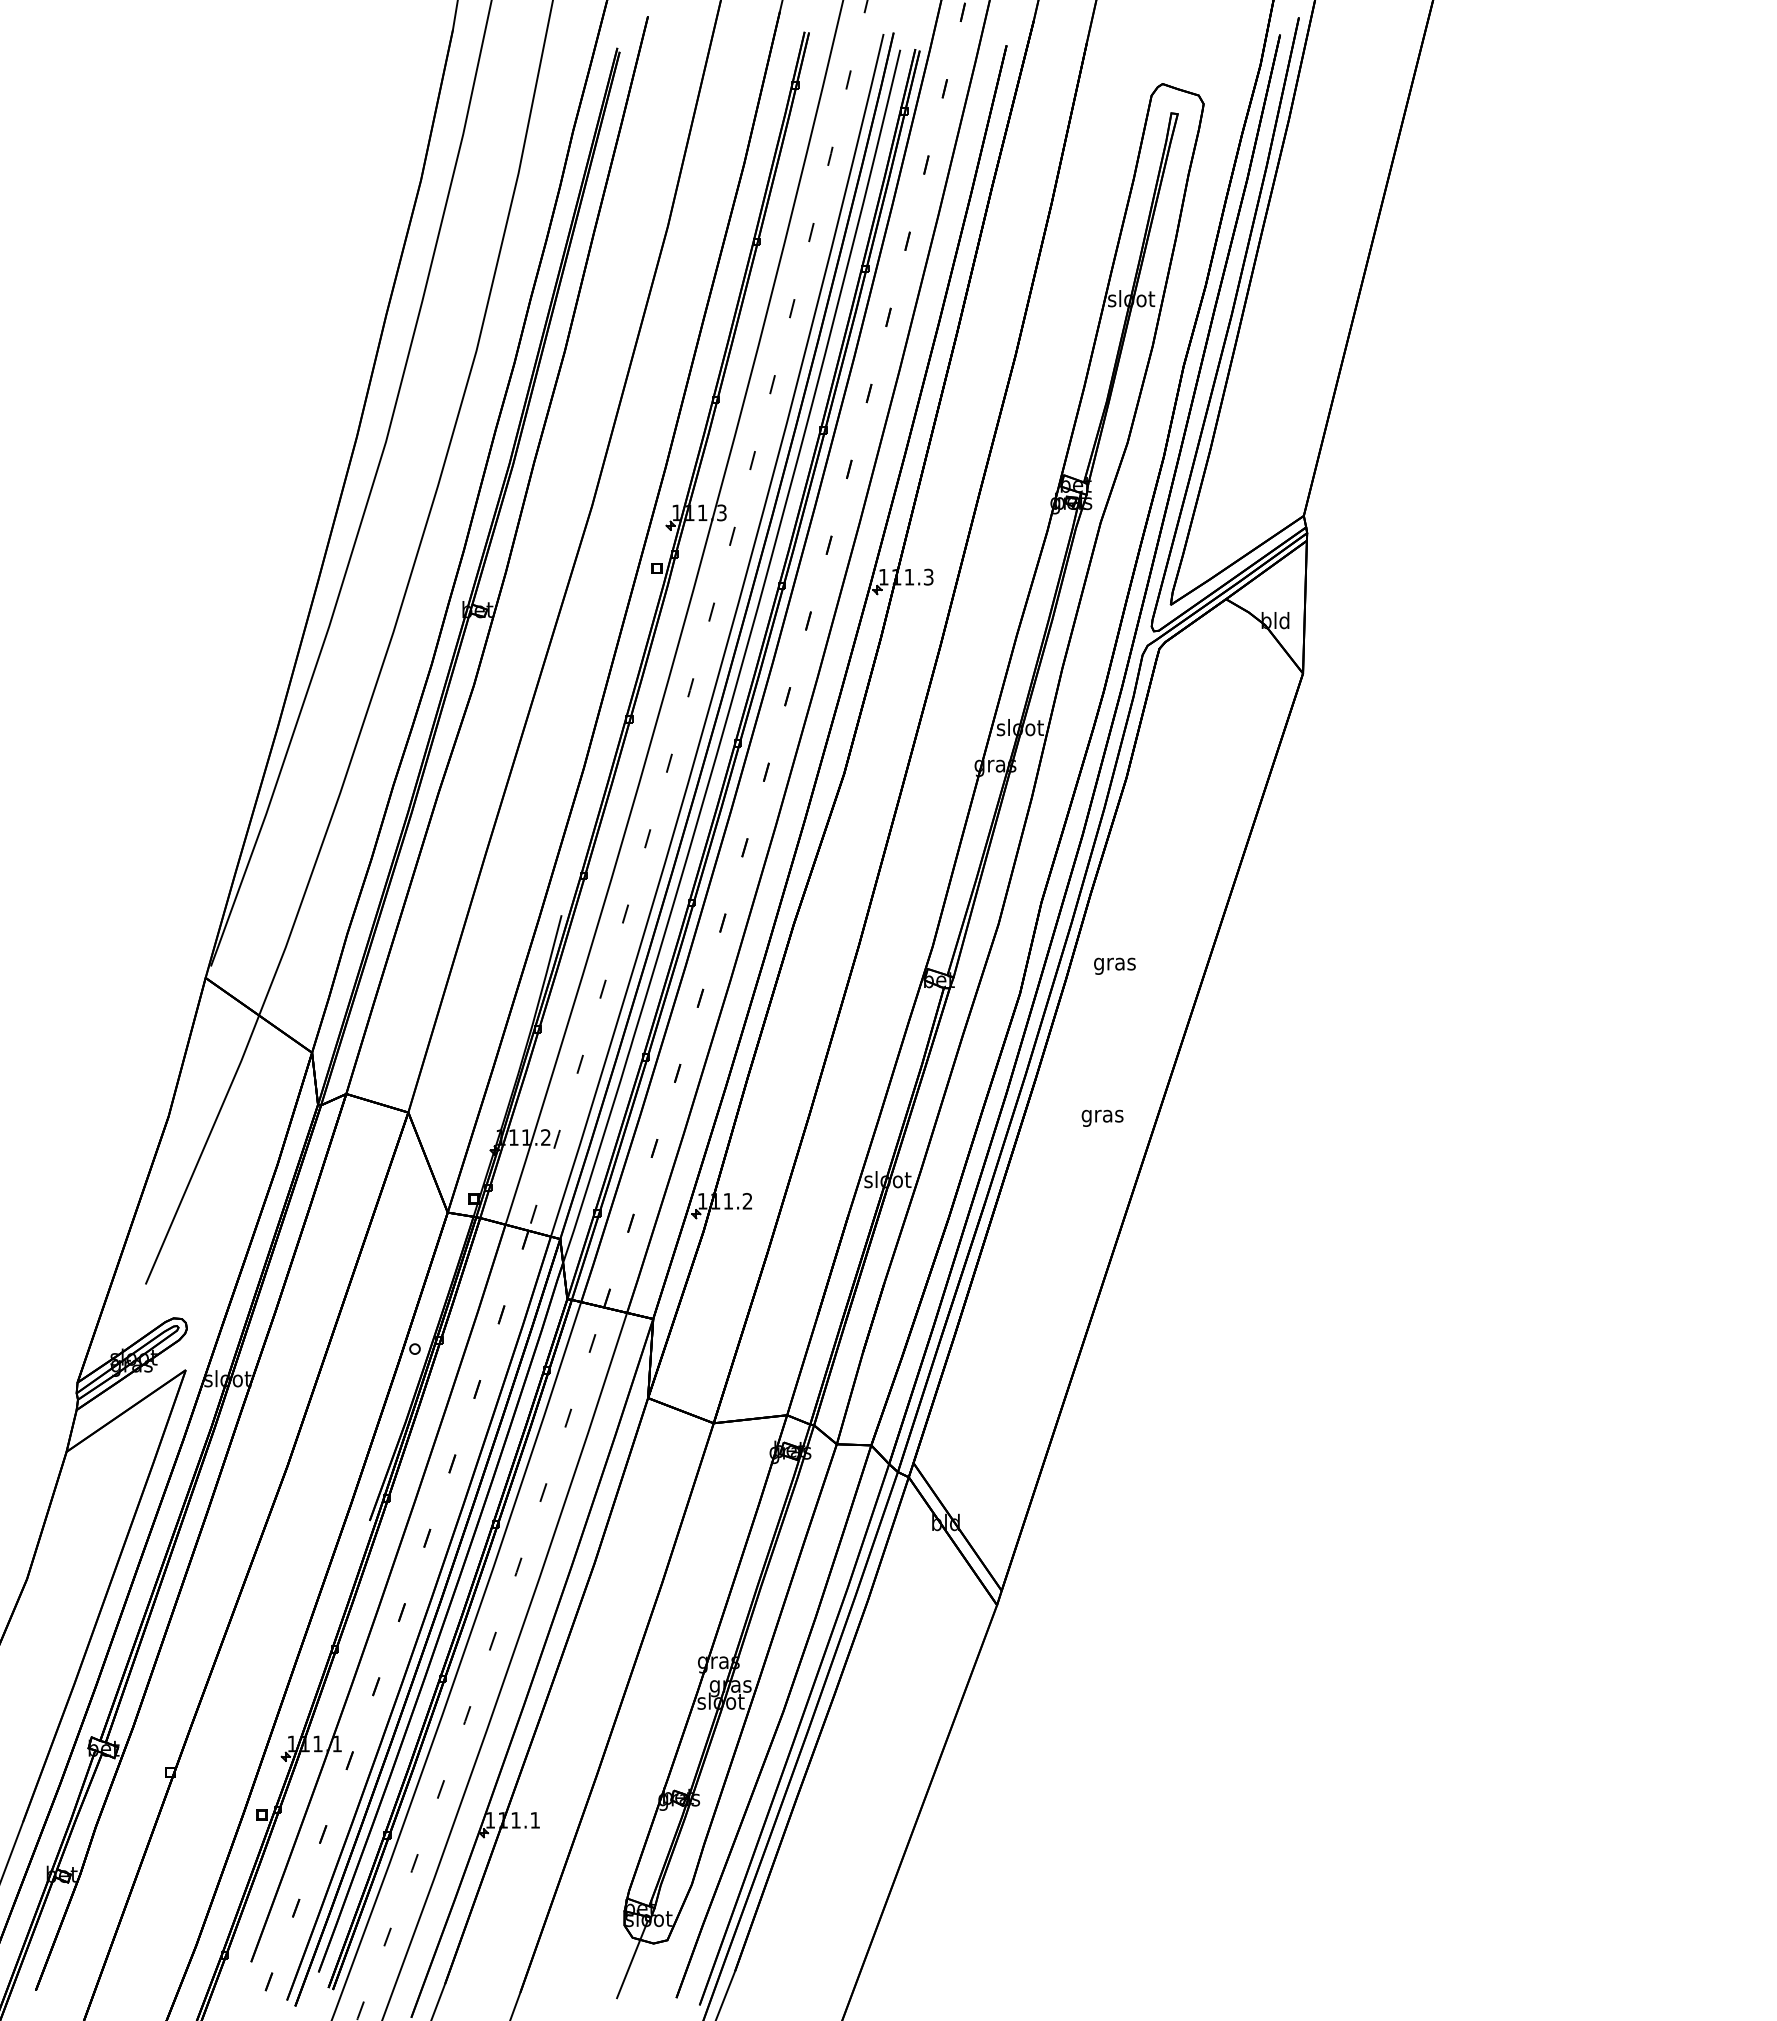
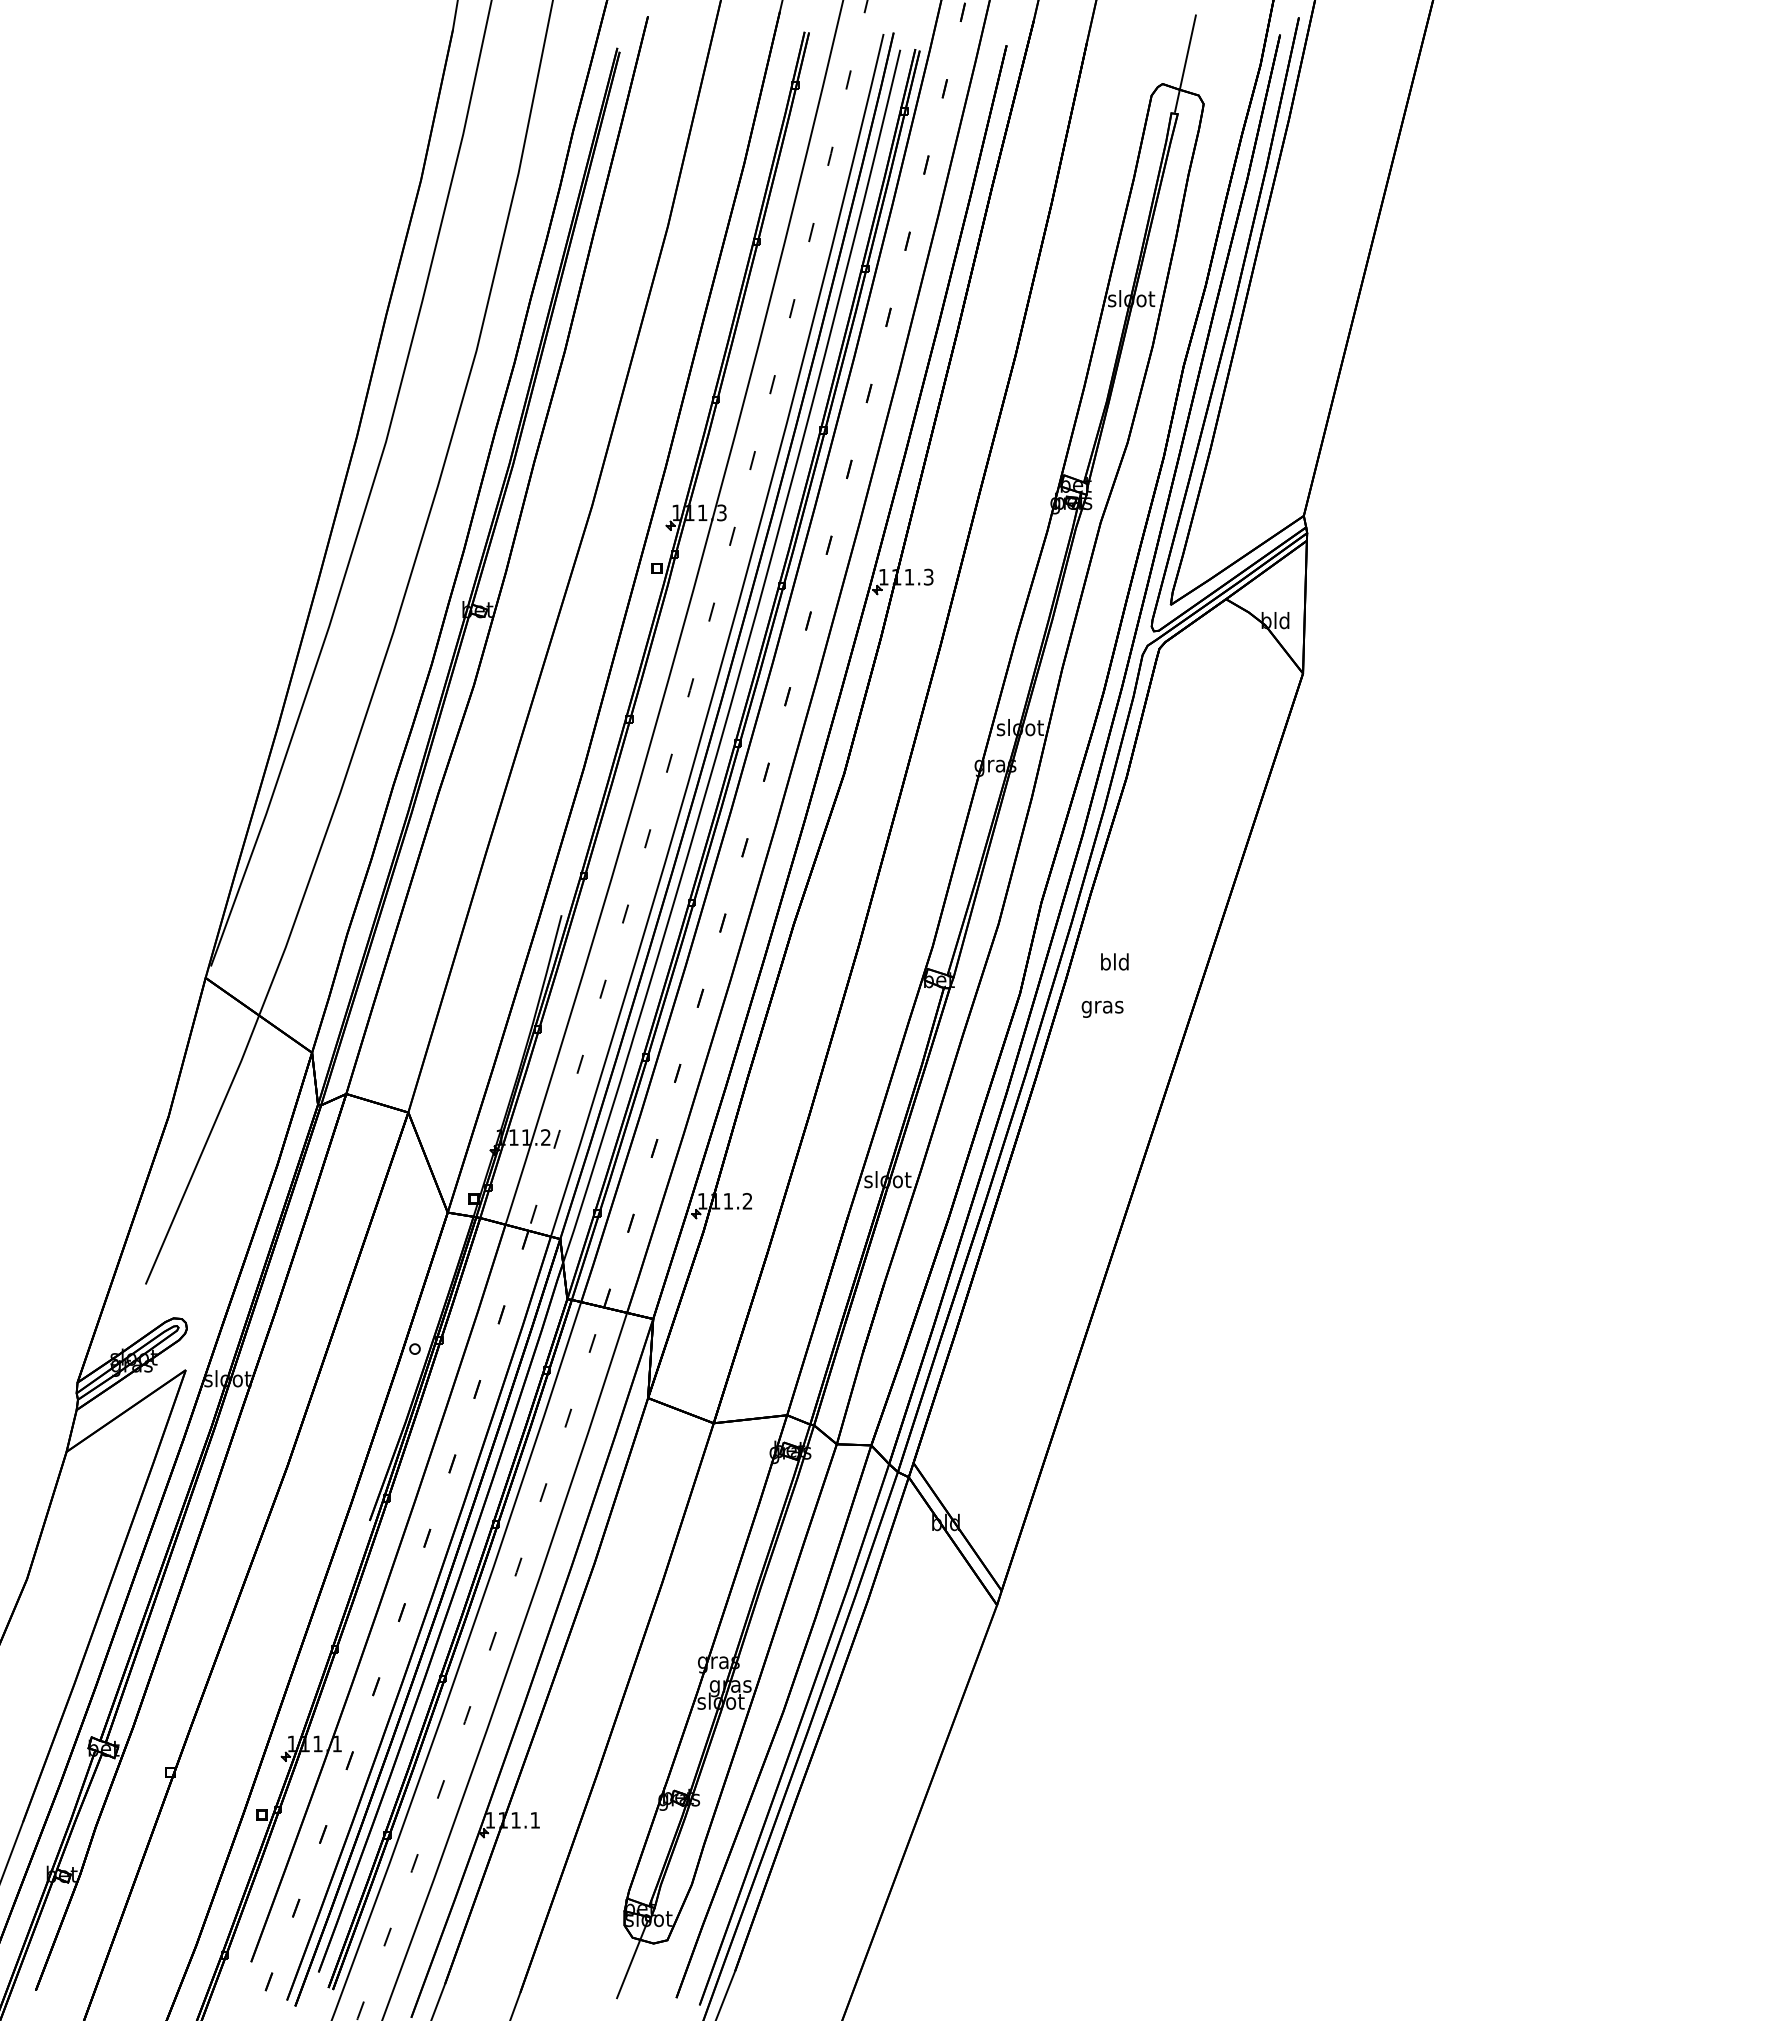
line: none -> present (1185, 63)
text: gras -> bld (1114, 963)
text position: (1102, 1117) -> (1102, 1008) (1102, 1008)
